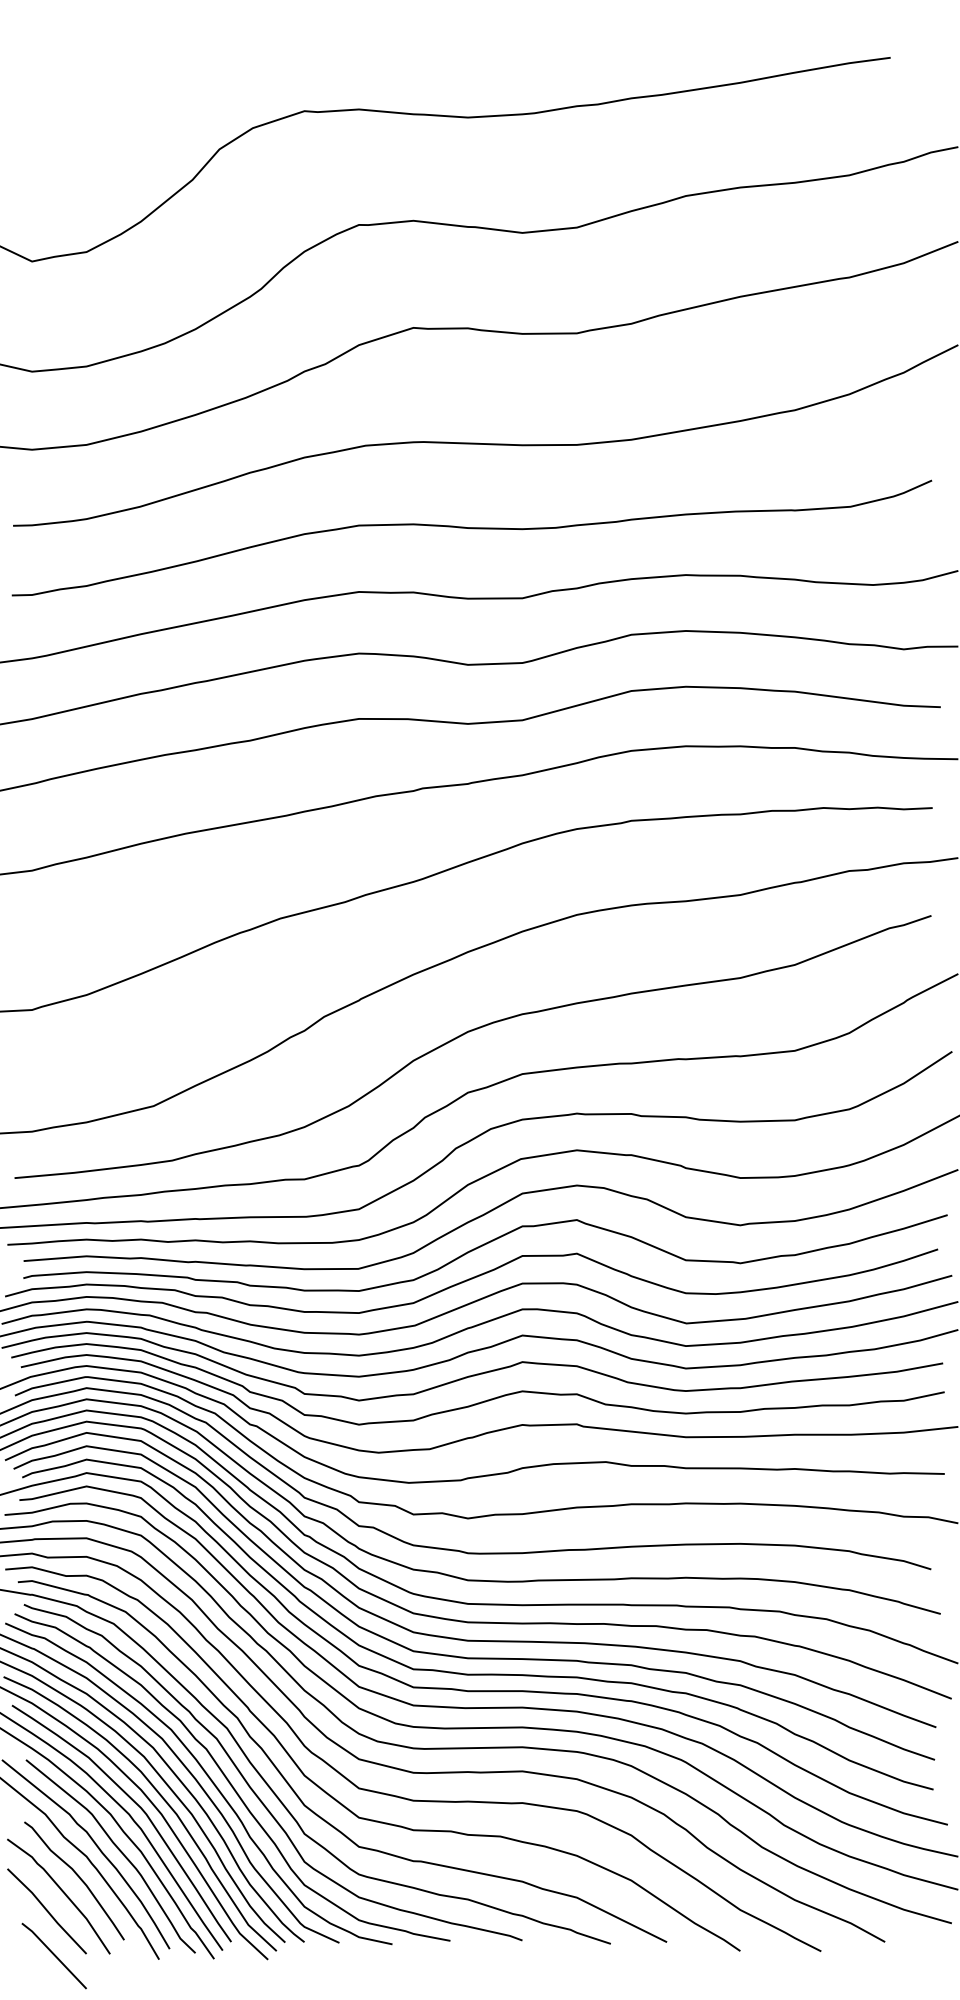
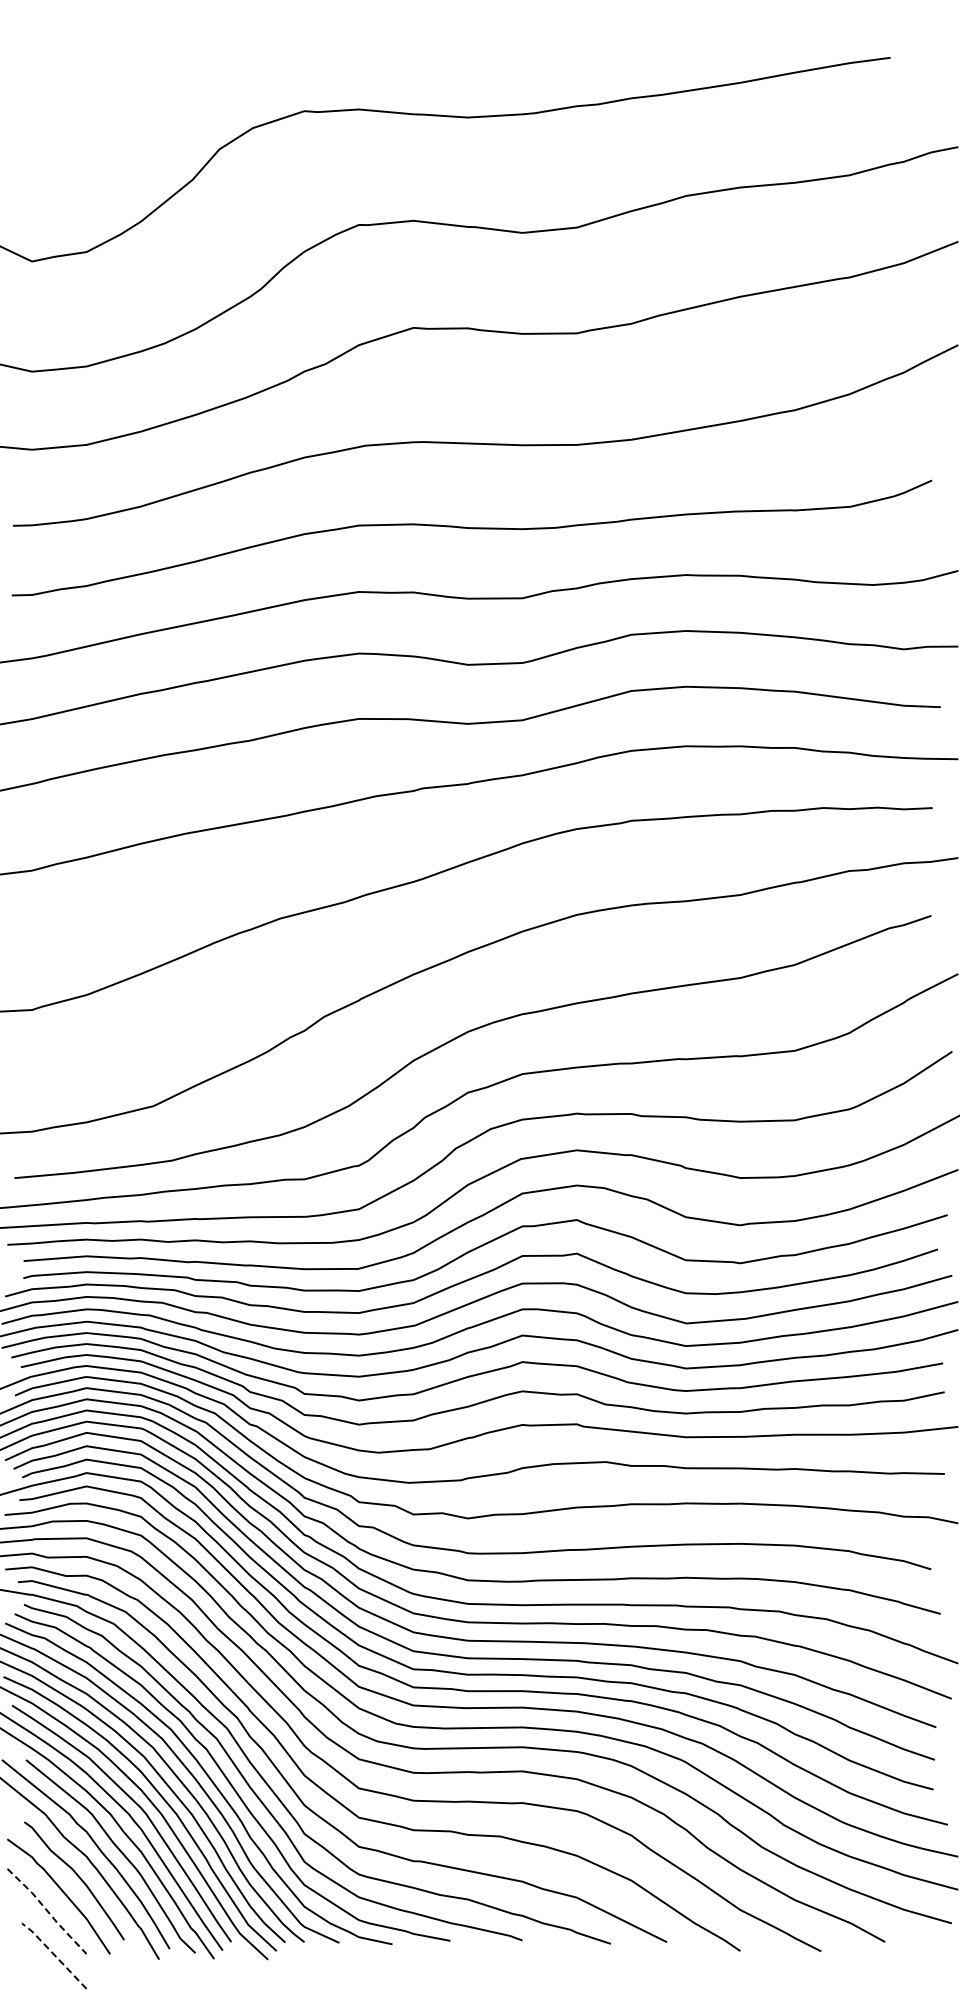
line: solid -> dashed (47, 1911)
line: solid -> dashed (54, 1955)
